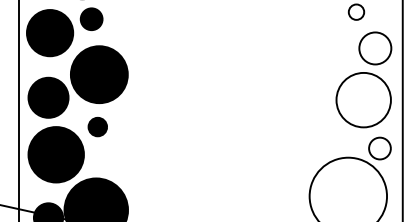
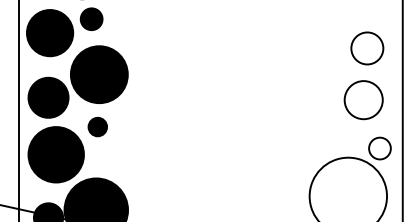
circle: present -> none (356, 11)
circle position: (375, 48) -> (367, 48) (367, 48)
circle diameter: 54 px -> 38 px (363, 100)
